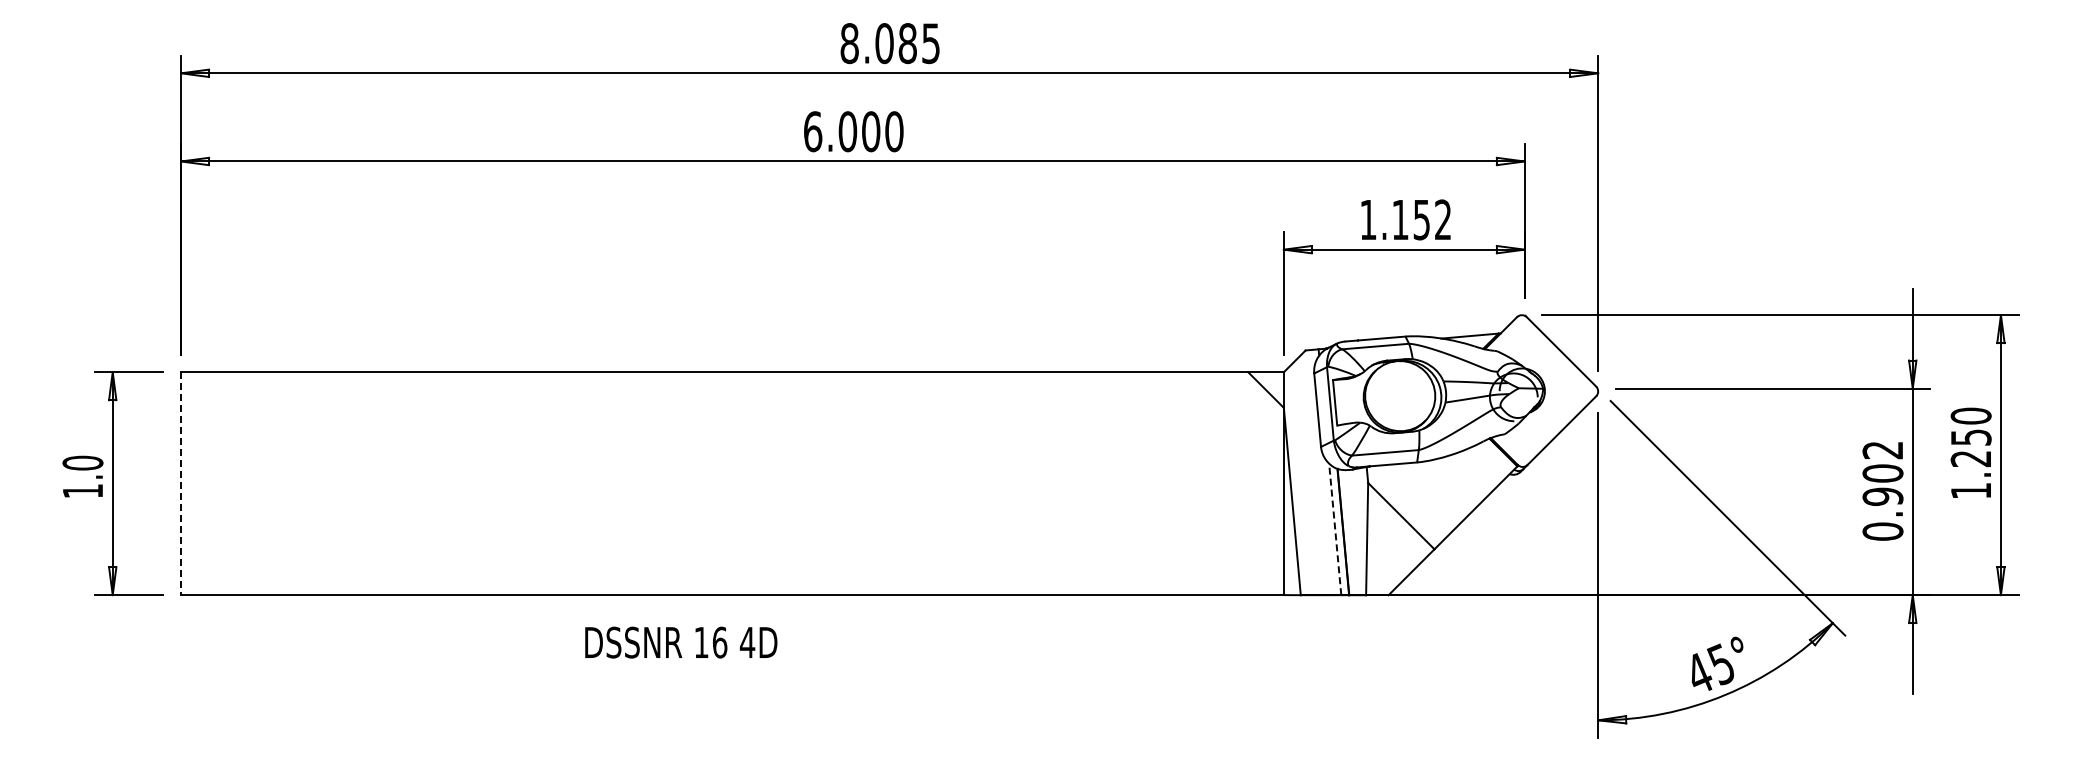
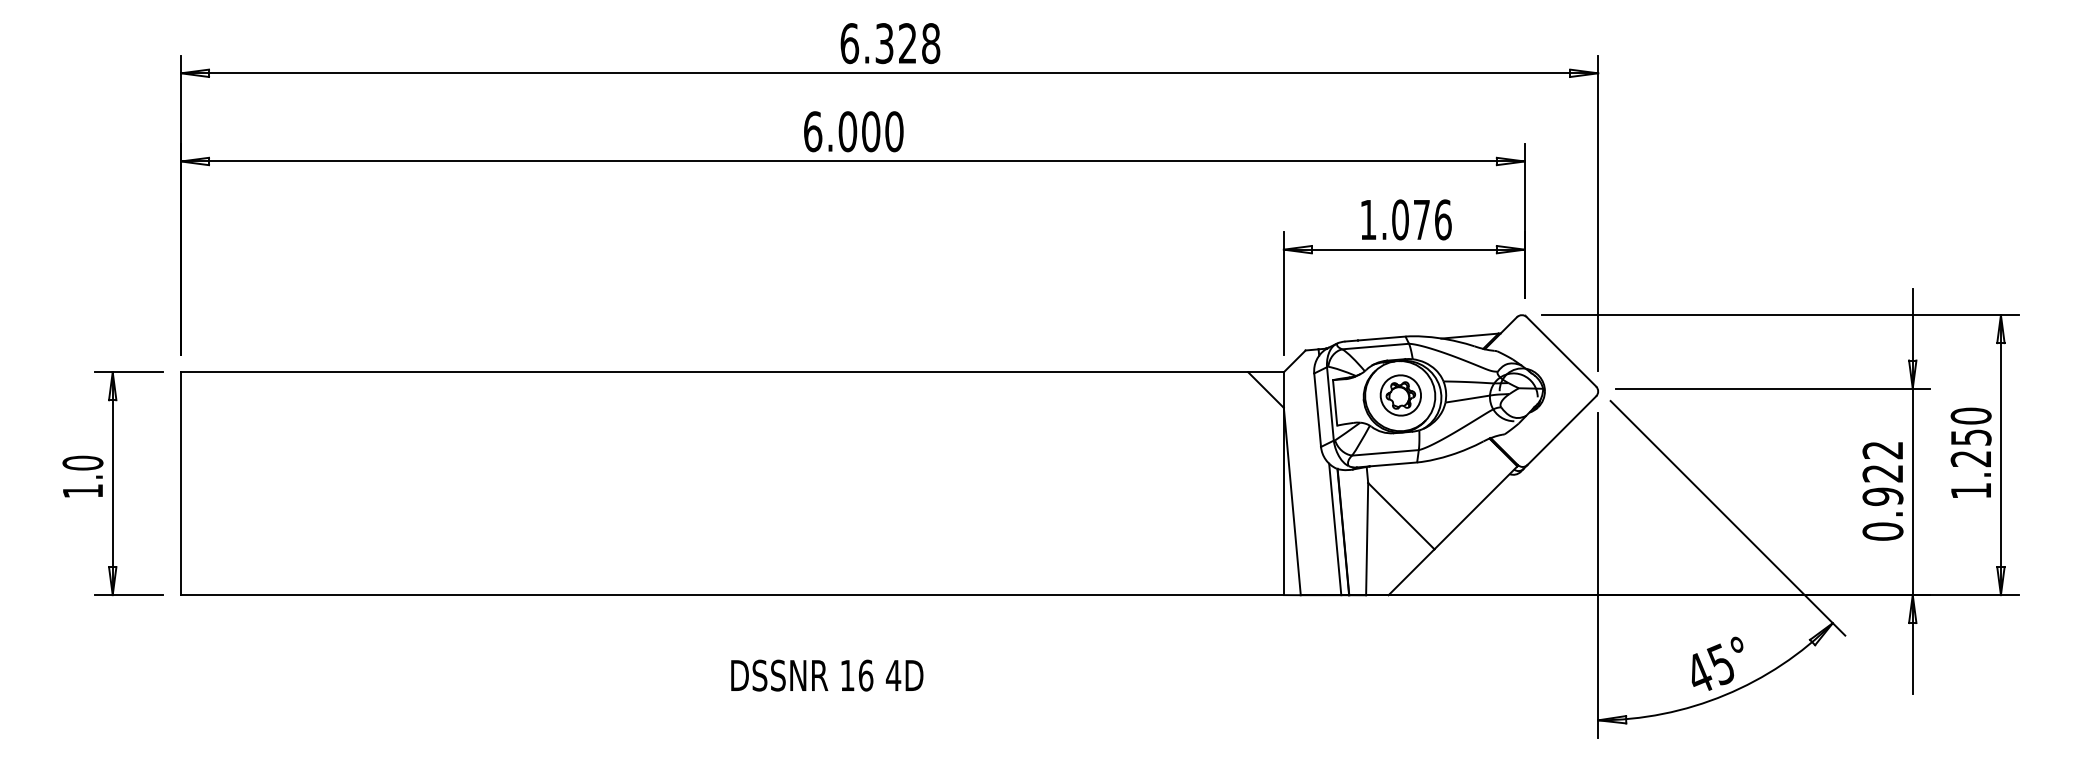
text: 8.085 -> 6.328 (890, 43)
text: 1.152 -> 1.076 (1421, 219)
part: none -> present (1400, 395)
text: 0.902 -> 0.922 (1882, 473)
line: dashed -> solid (181, 484)
line: dashed -> solid (1335, 528)
text position: (681, 642) -> (827, 675) (827, 675)
